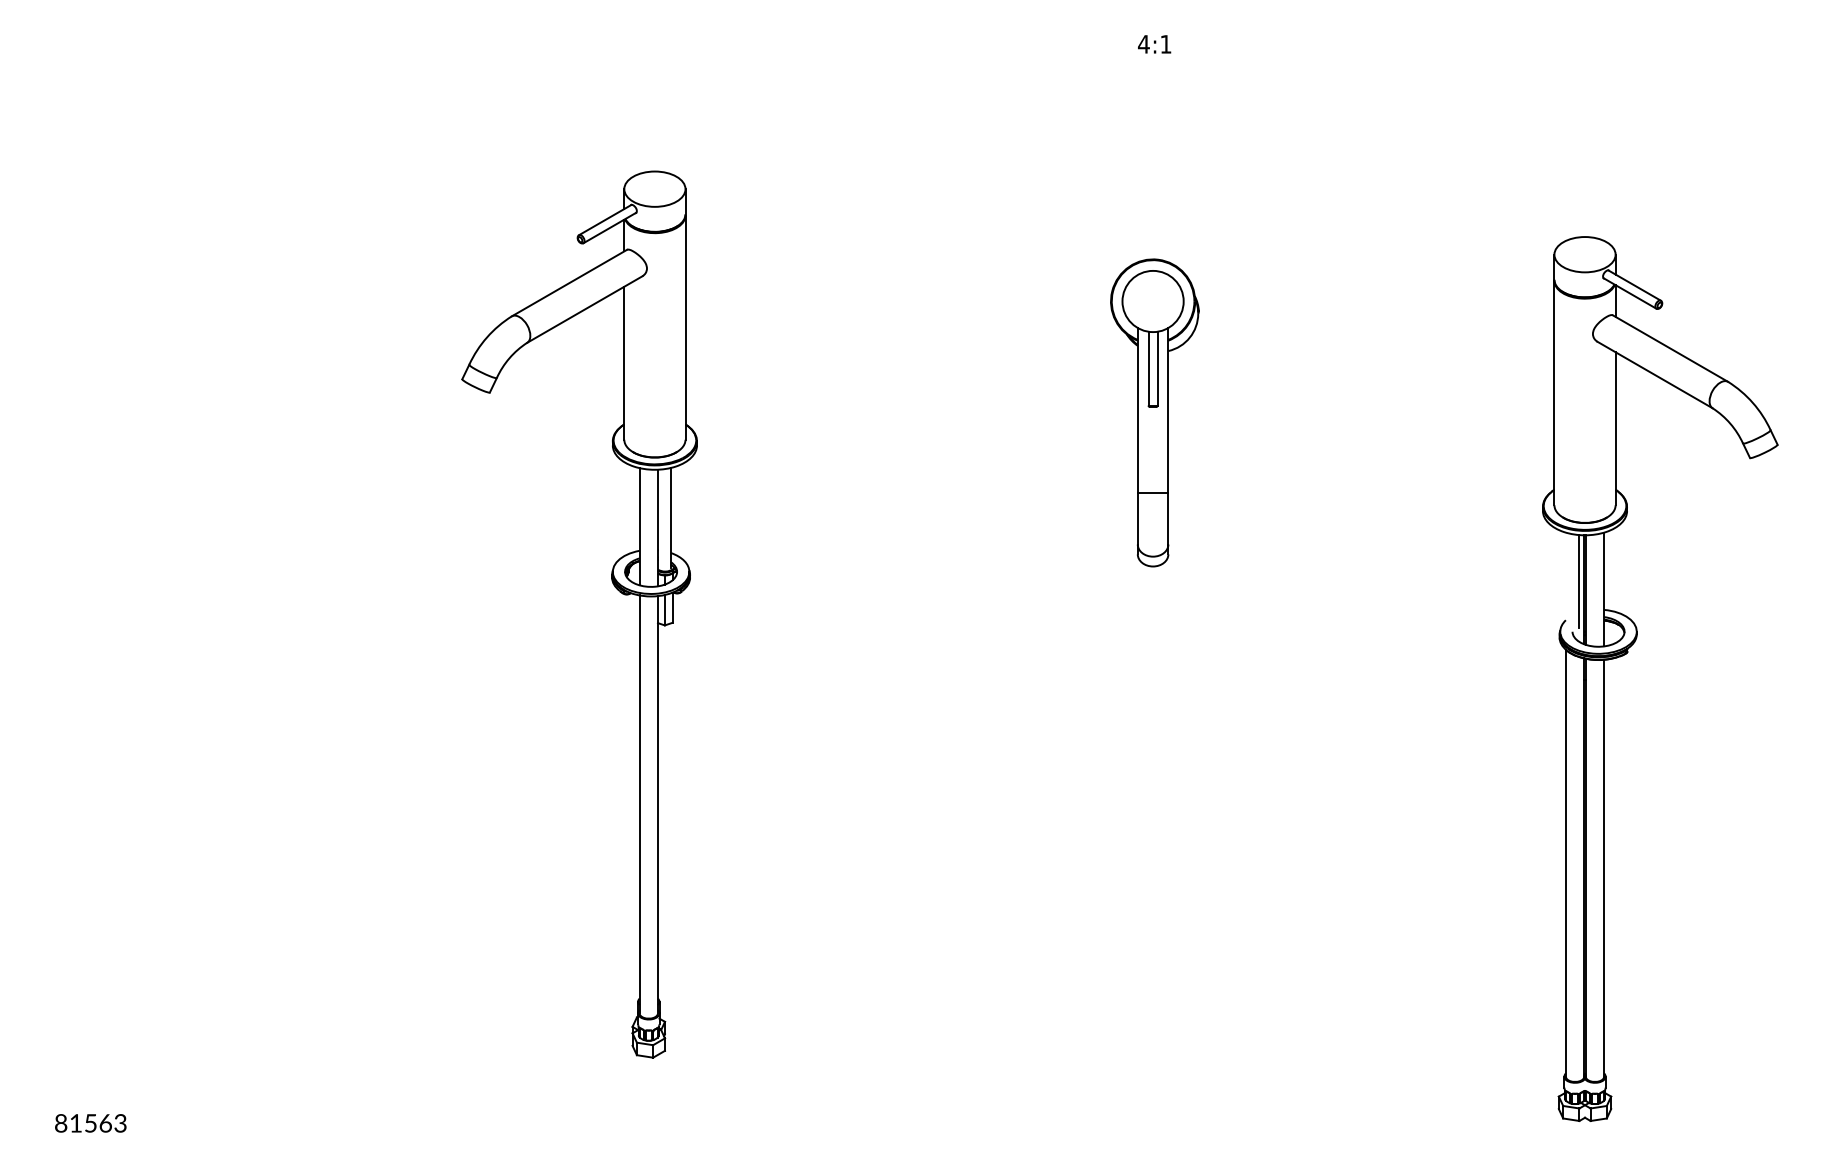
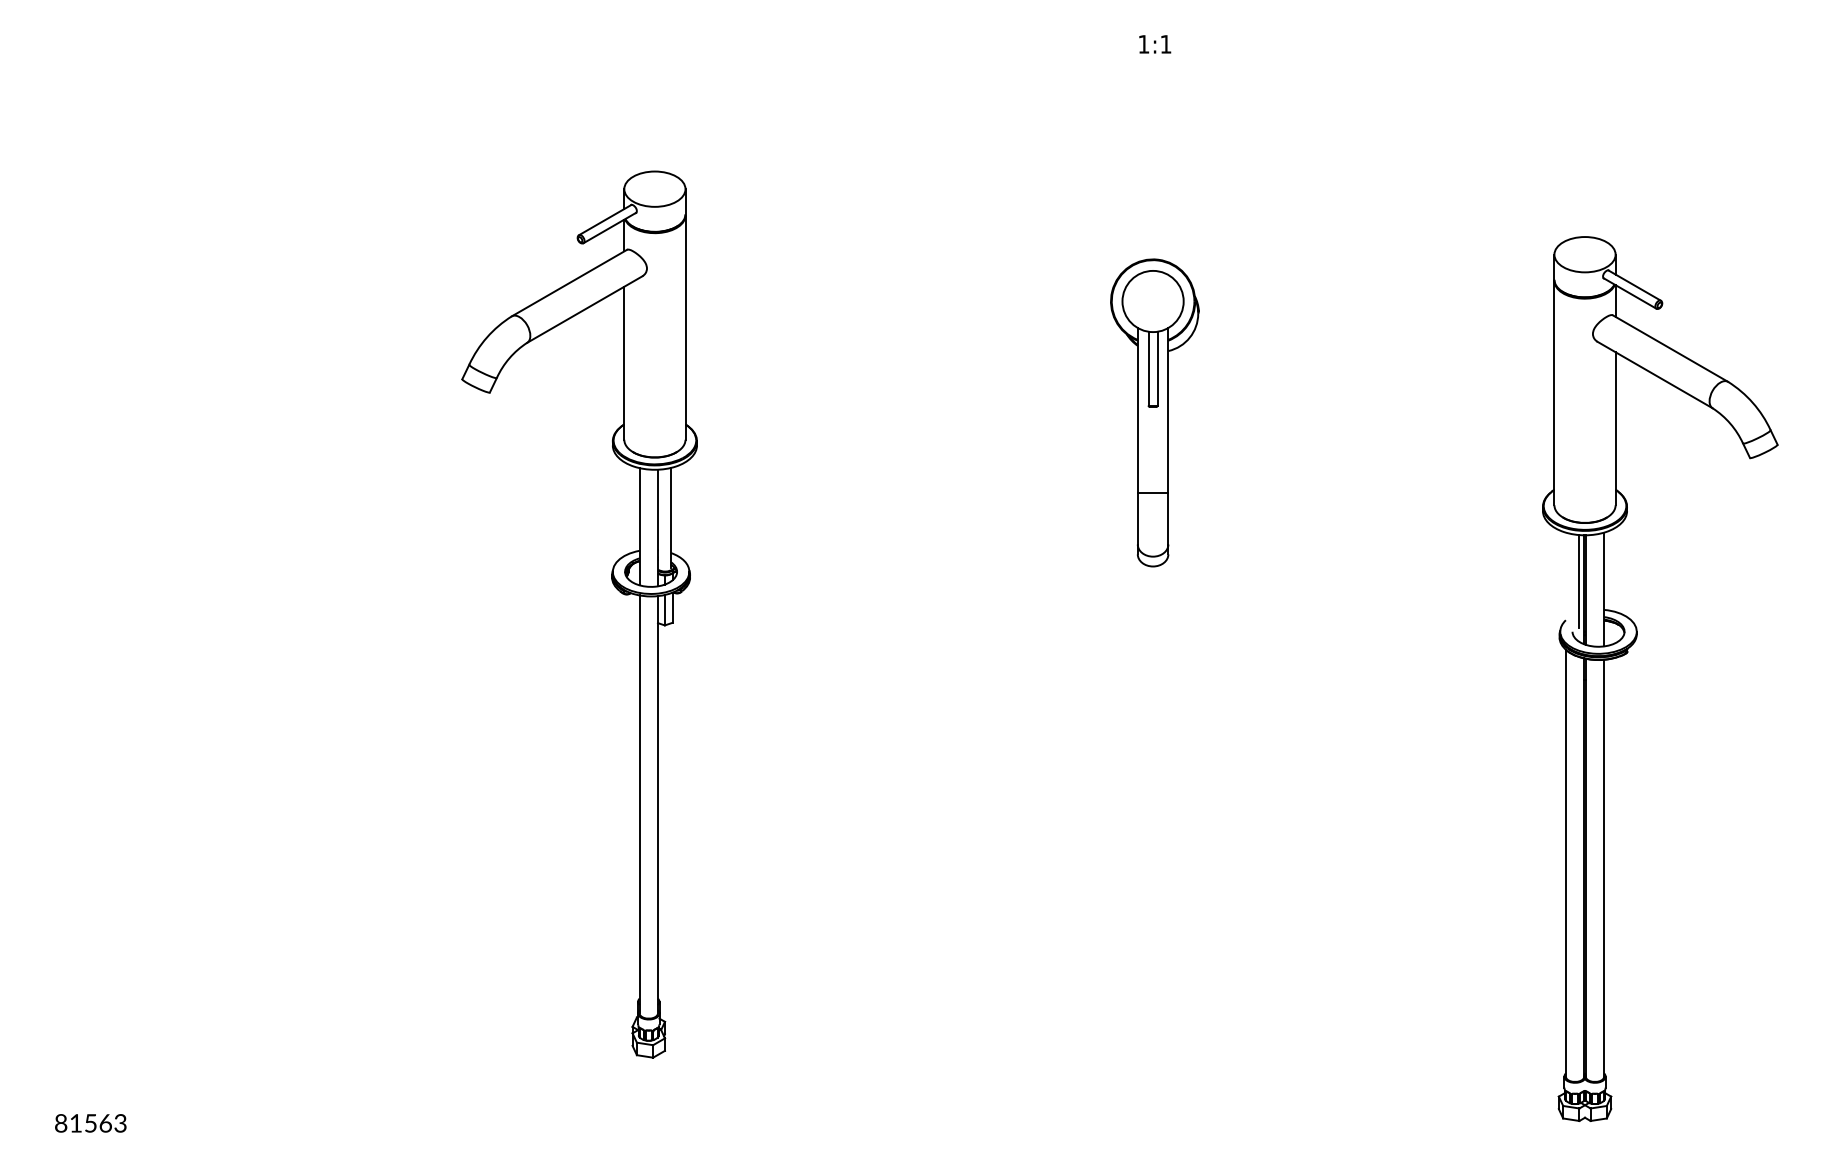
text: 4:1 -> 1:1 (1143, 44)
